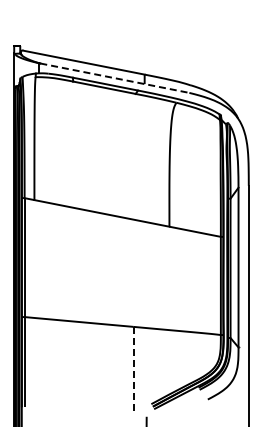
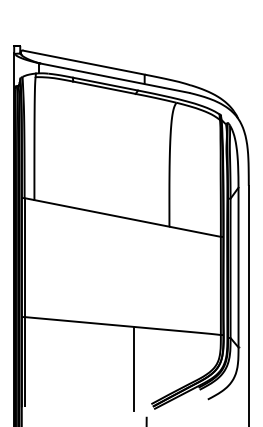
line: dashed -> solid (114, 78)
line: dashed -> solid (133, 369)
